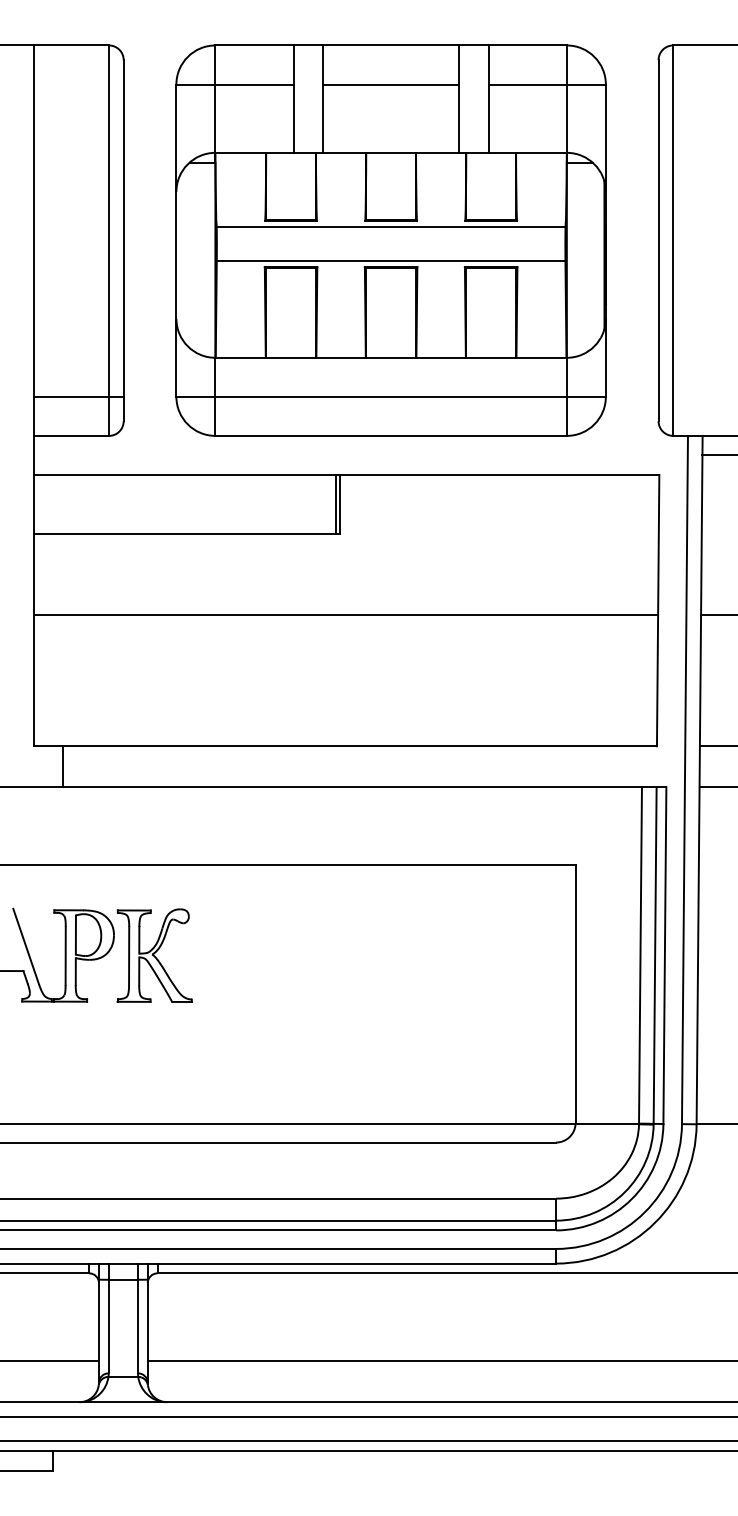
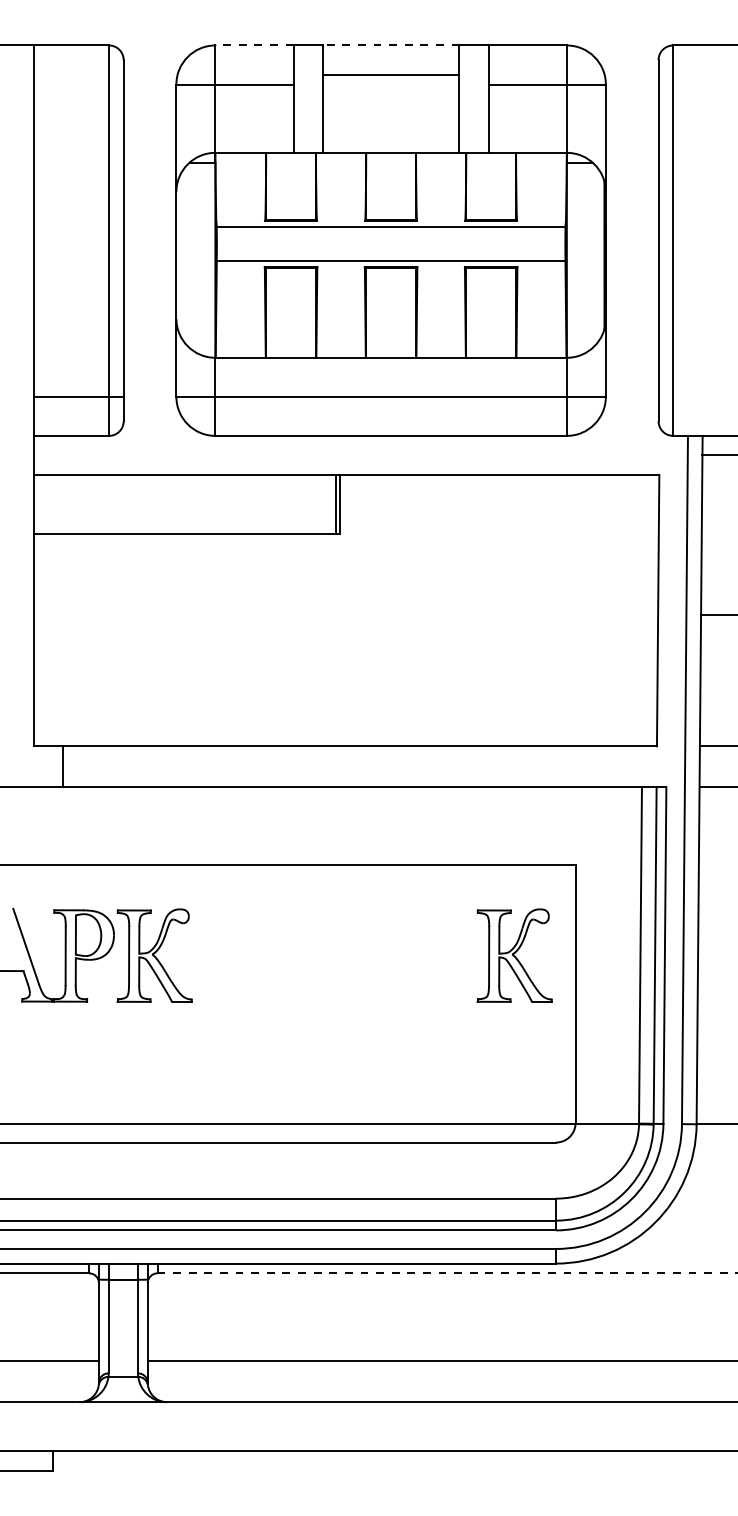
line: solid -> dashed (253, 45)
line: solid -> dashed (390, 45)
line position: (390, 84) -> (390, 74) (390, 74)
line: present -> none (345, 615)
part: none -> present (514, 955)
line: solid -> dashed (447, 1273)
line: present -> none (368, 1416)
line: present -> none (368, 1441)
